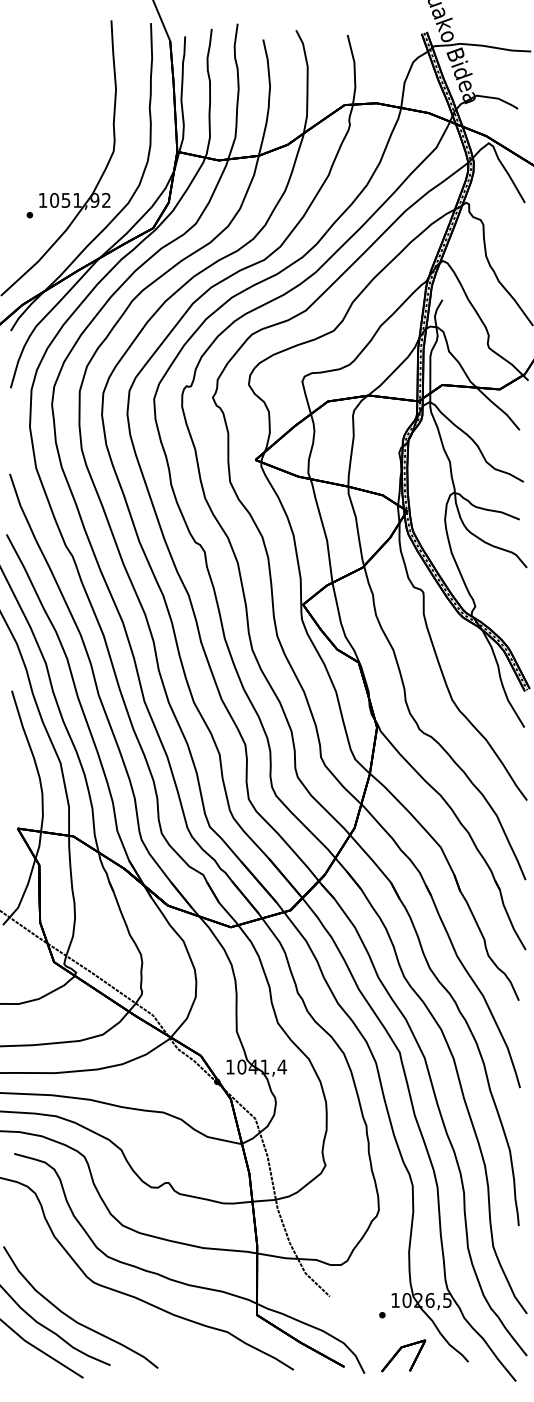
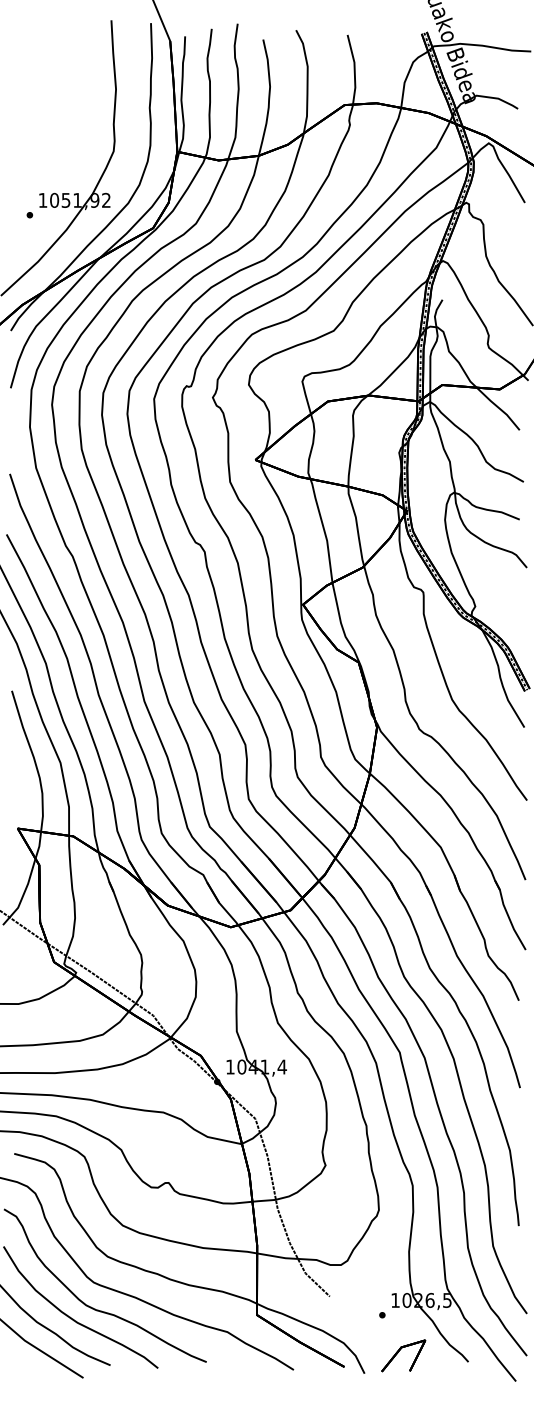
curve: none -> present (93, 1307)
